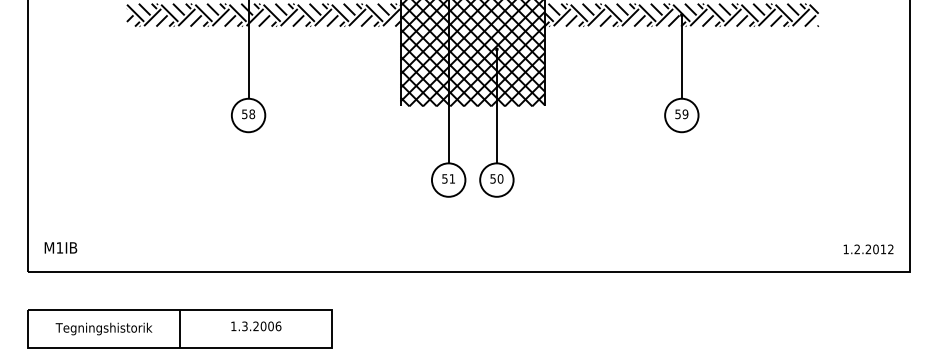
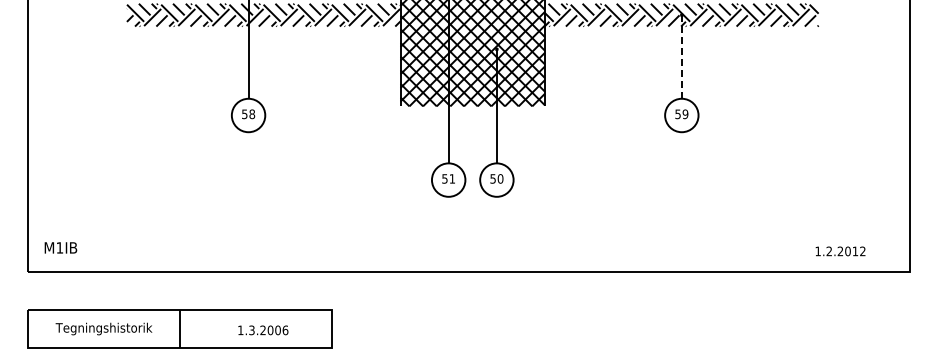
line: solid -> dashed (681, 56)
text position: (868, 249) -> (840, 251) (840, 251)
text position: (256, 326) -> (263, 330) (263, 330)
